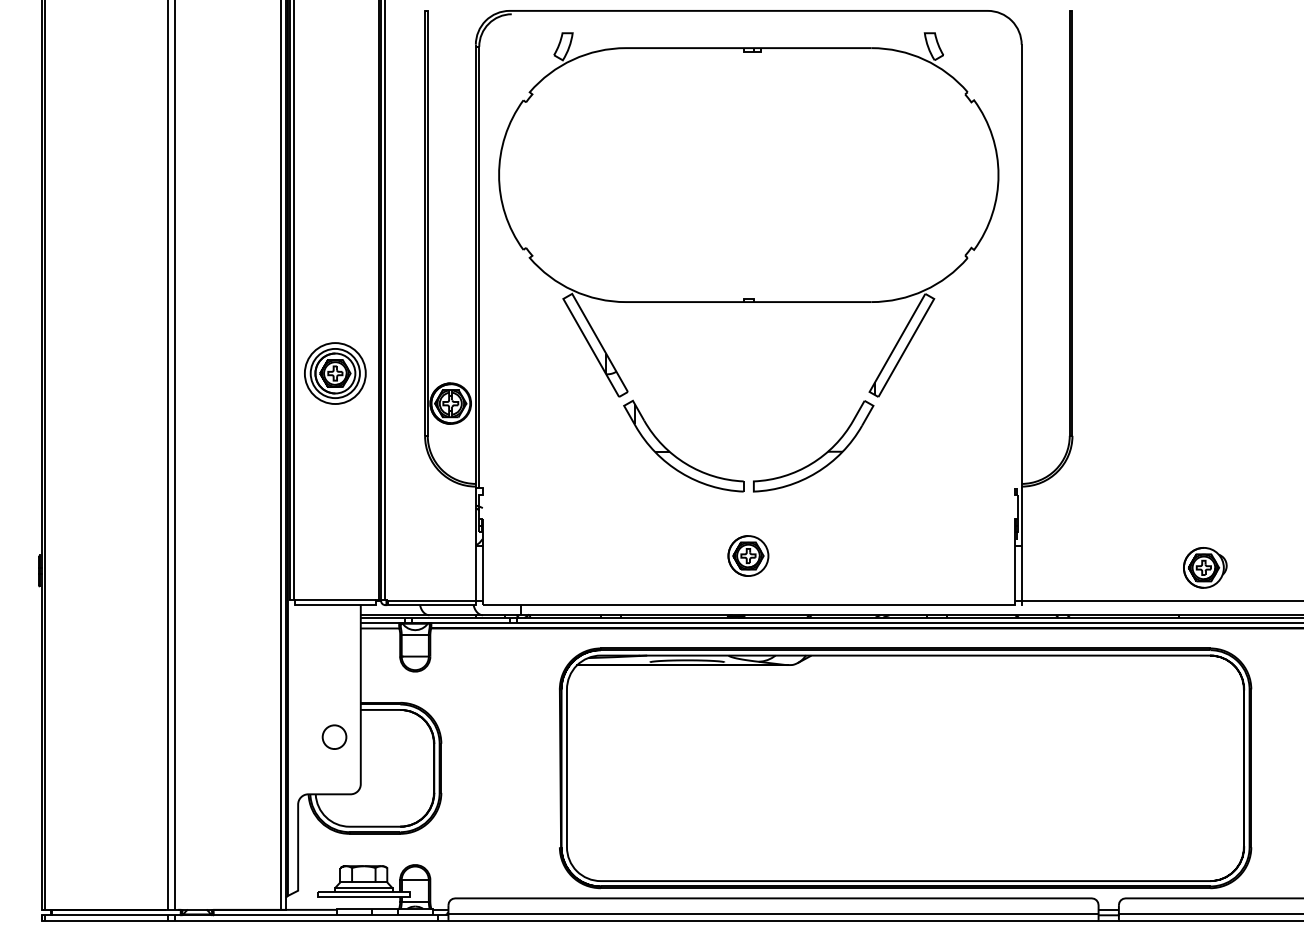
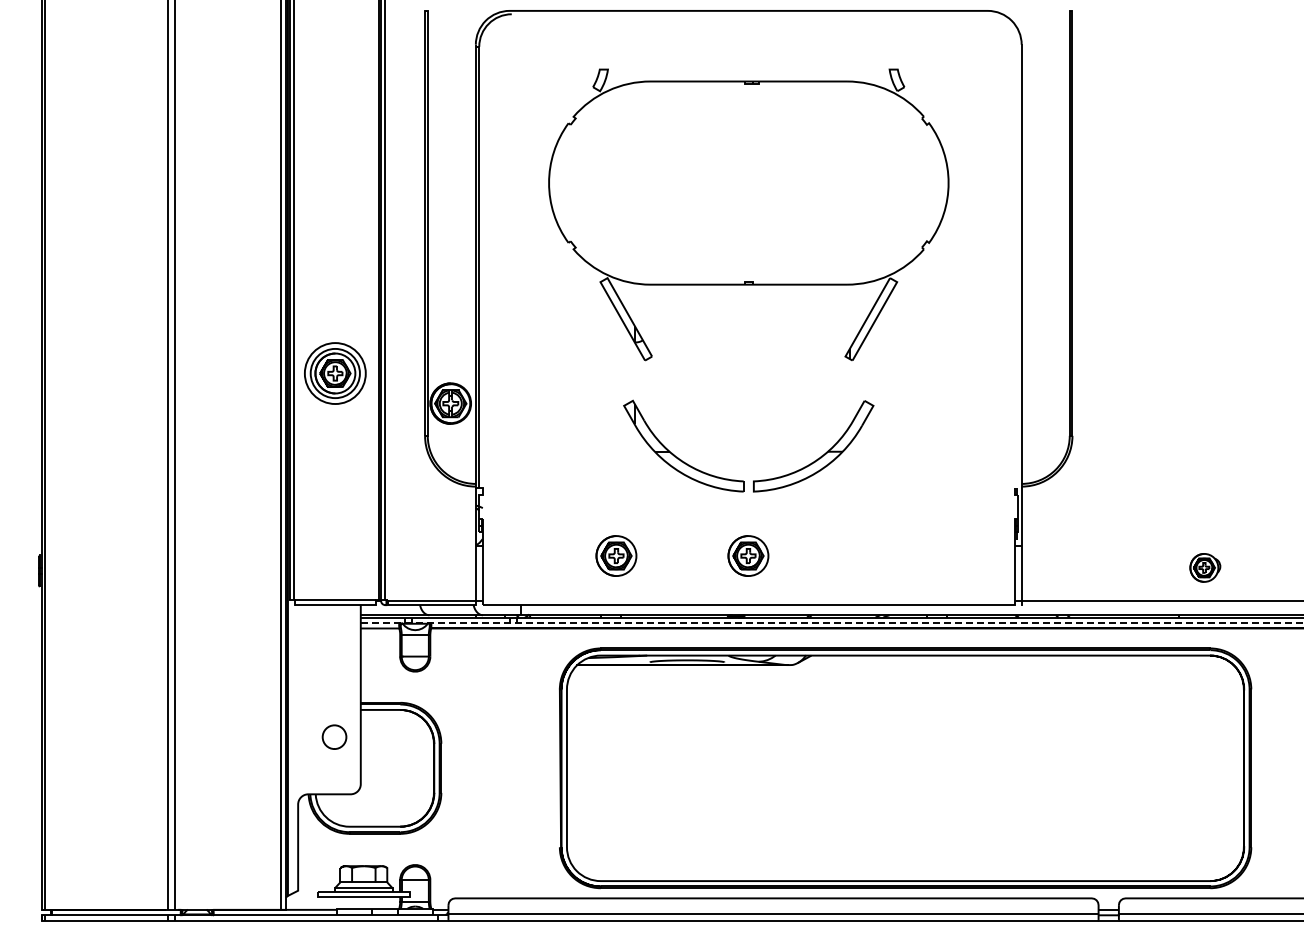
part size: 502x366 px -> 402x294 px (748, 214)
part: none -> present (616, 555)
part size: 45x42 px -> 33x30 px (1205, 567)
line: solid -> dashed (832, 623)
